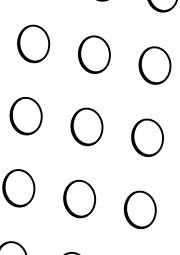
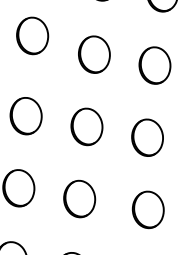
part position: (33, 43) -> (32, 35) (32, 35)
part position: (139, 209) -> (147, 209) (147, 209)
